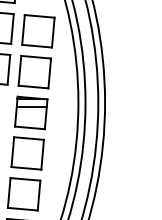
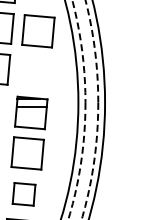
part: present -> none (34, 72)
circle: solid -> dashed (76, 109)
circle: solid -> dashed (89, 109)
part size: 36x35 px -> 26x25 px (23, 194)
